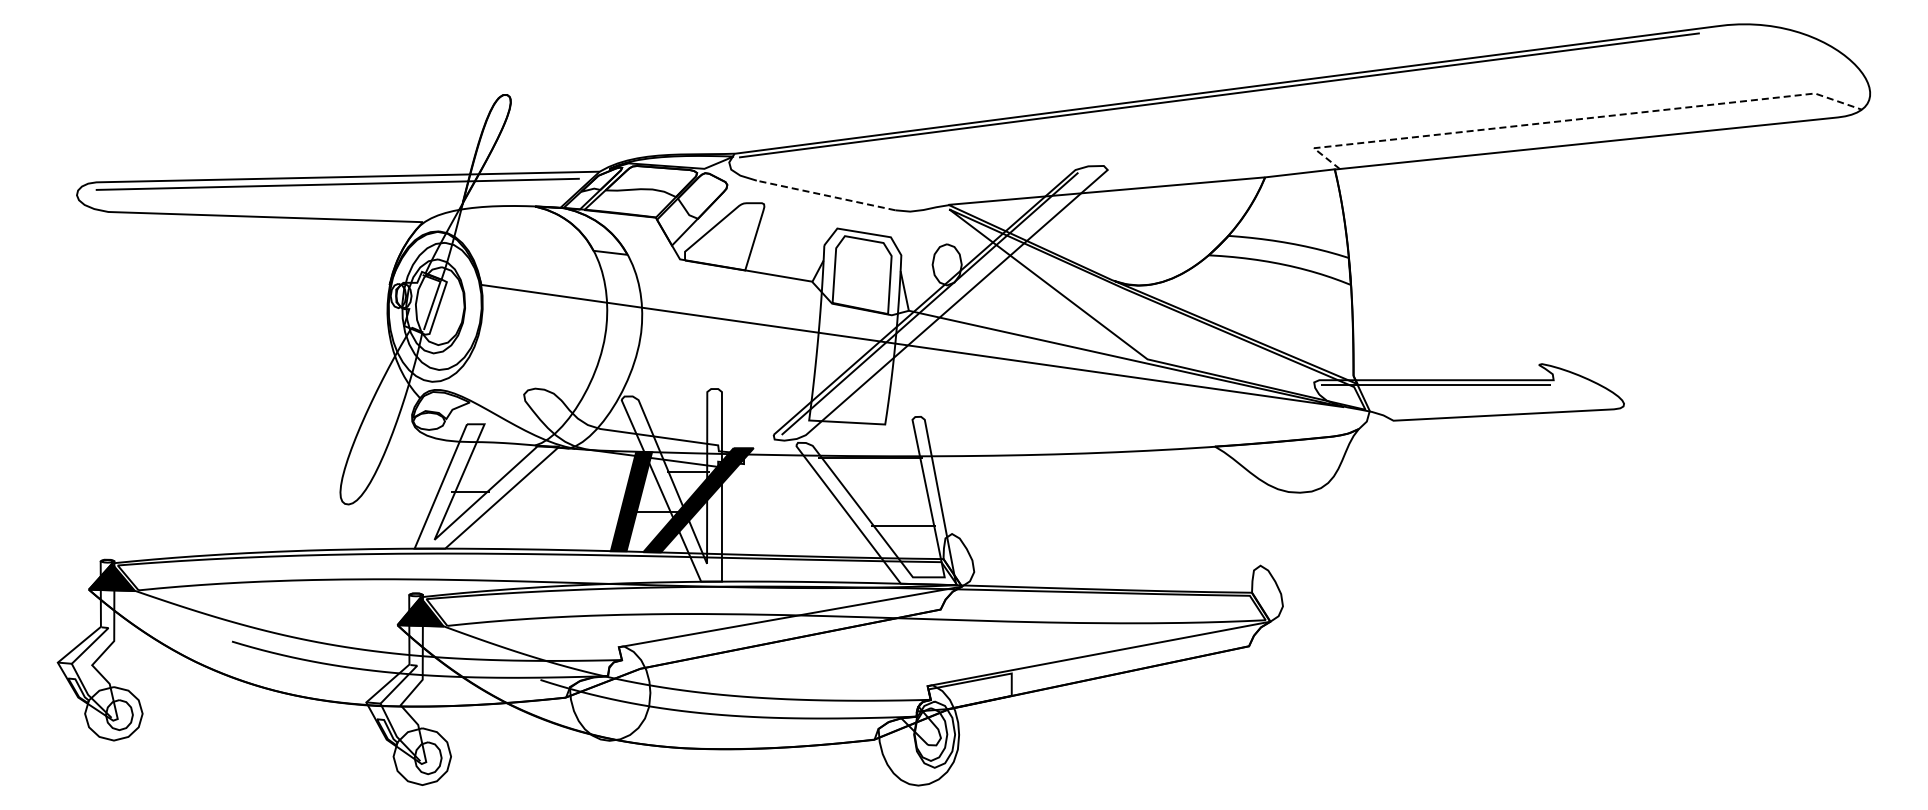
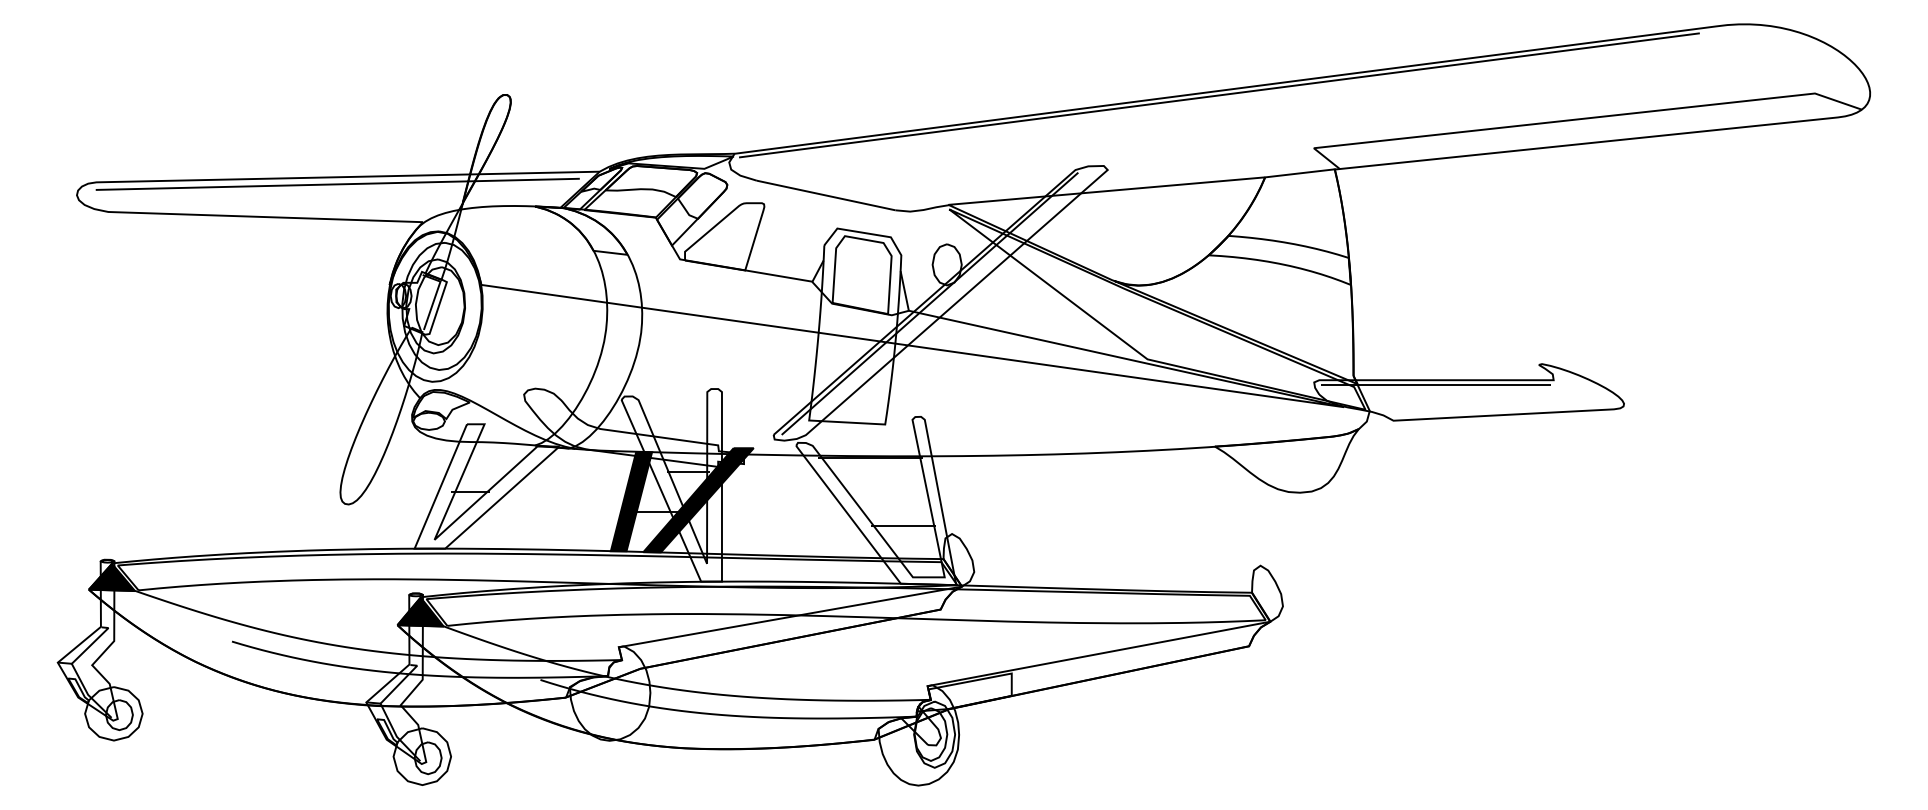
line: dashed -> solid (1572, 119)
line: dashed -> solid (826, 195)
